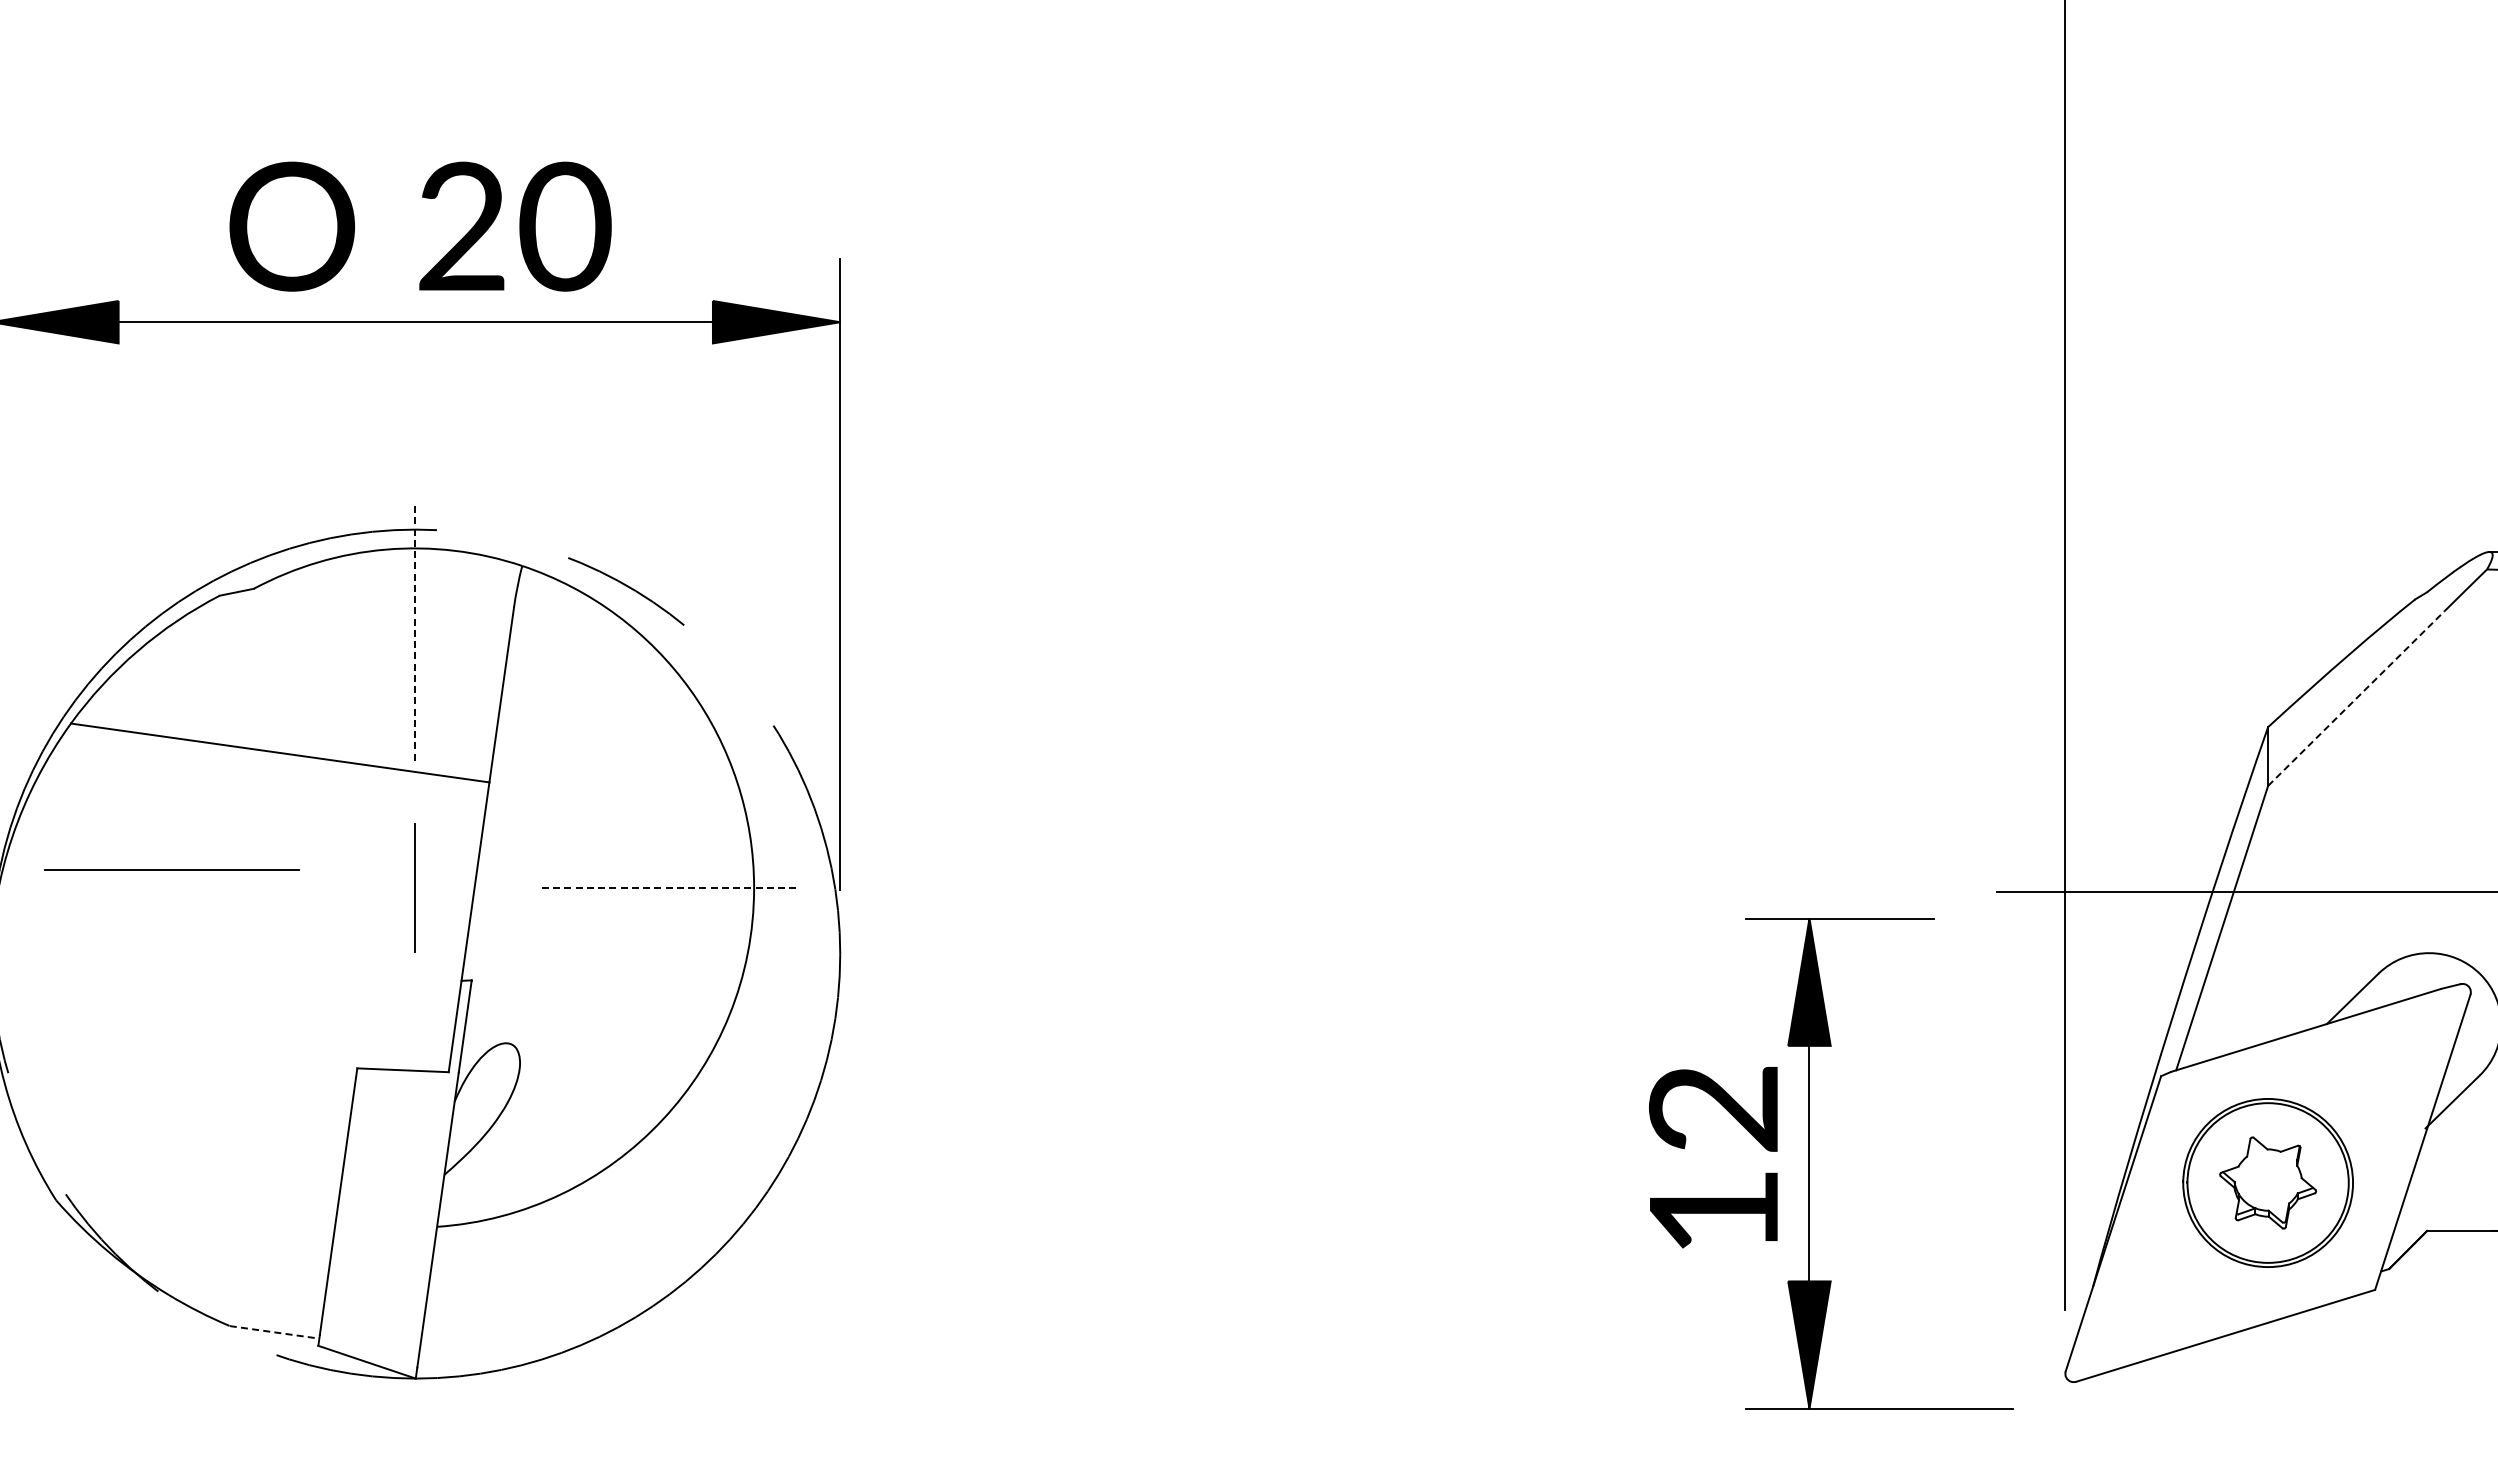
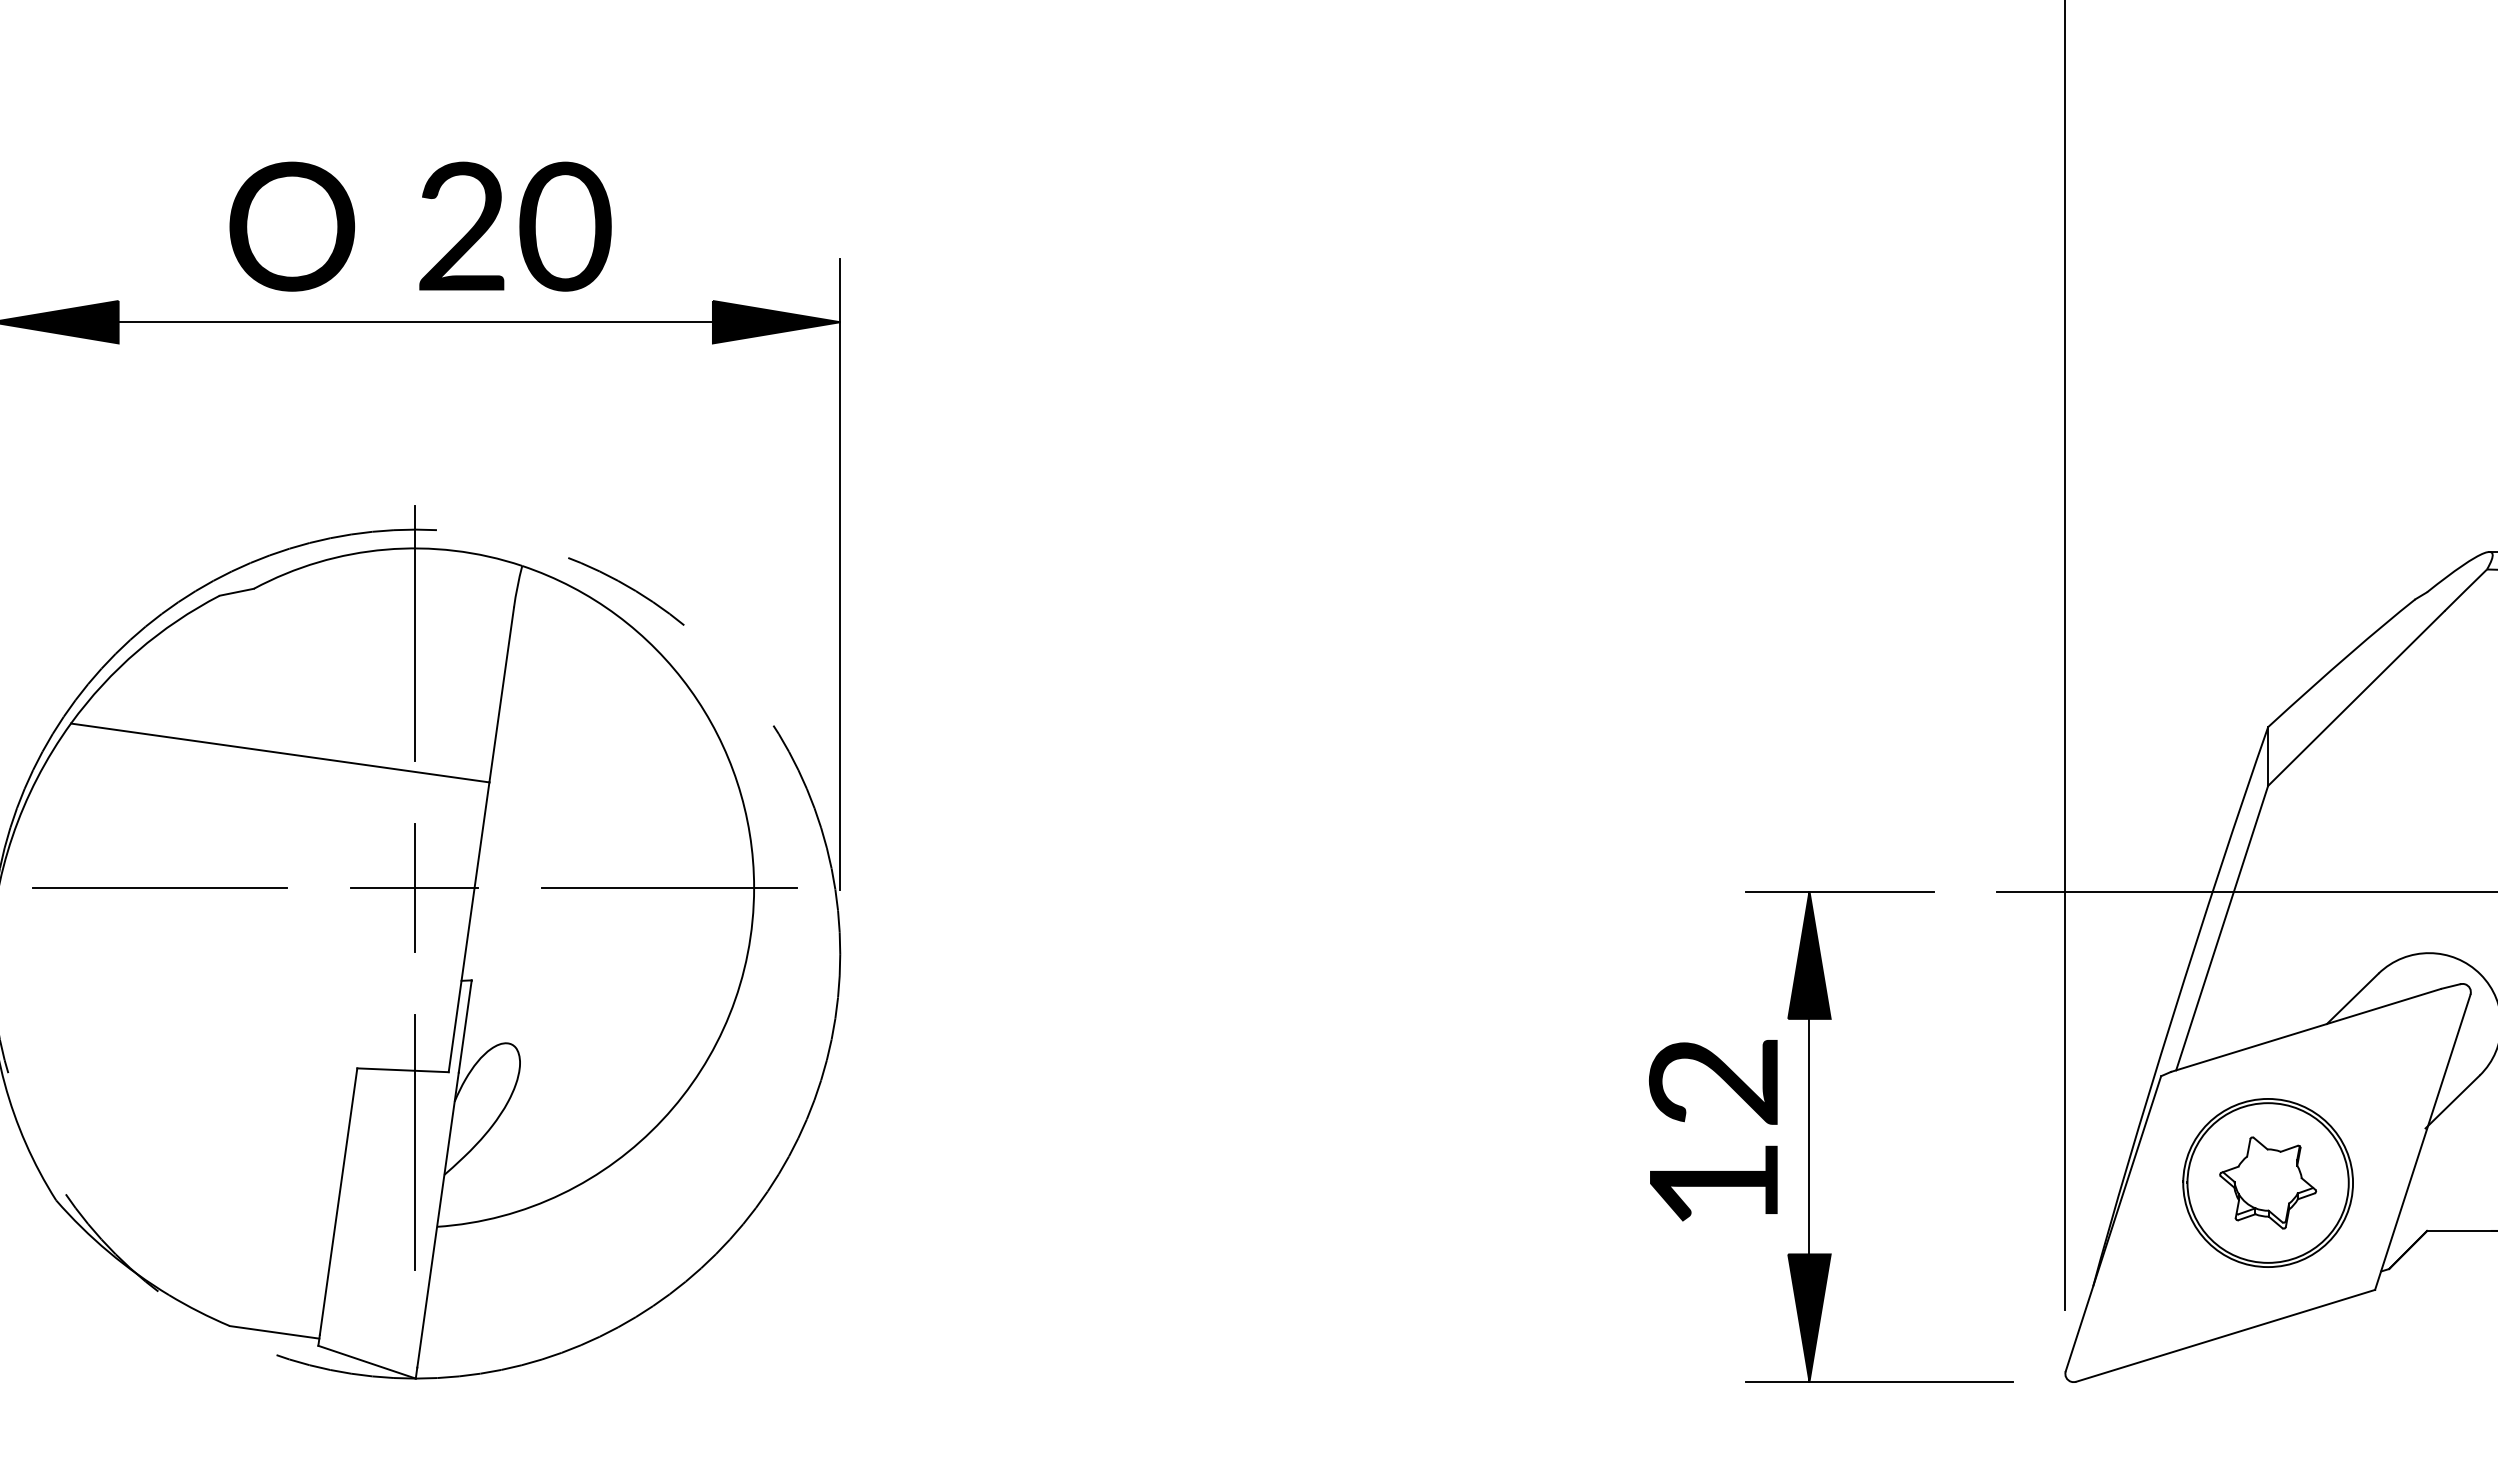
line: dashed -> solid (414, 632)
line: dashed -> solid (2356, 698)
line position: (171, 869) -> (159, 887) (159, 887)
line: none -> present (414, 887)
line: dashed -> solid (669, 887)
line: none -> present (414, 1142)
part position: (1809, 1163) -> (1809, 1136) (1809, 1136)
line: dashed -> solid (275, 1332)
